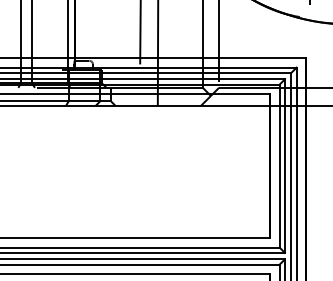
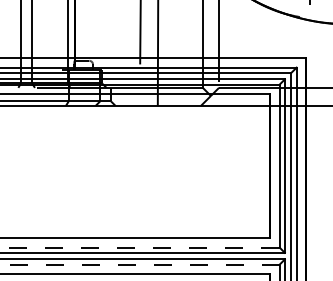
line: solid -> dashed (139, 247)
line: solid -> dashed (139, 264)
